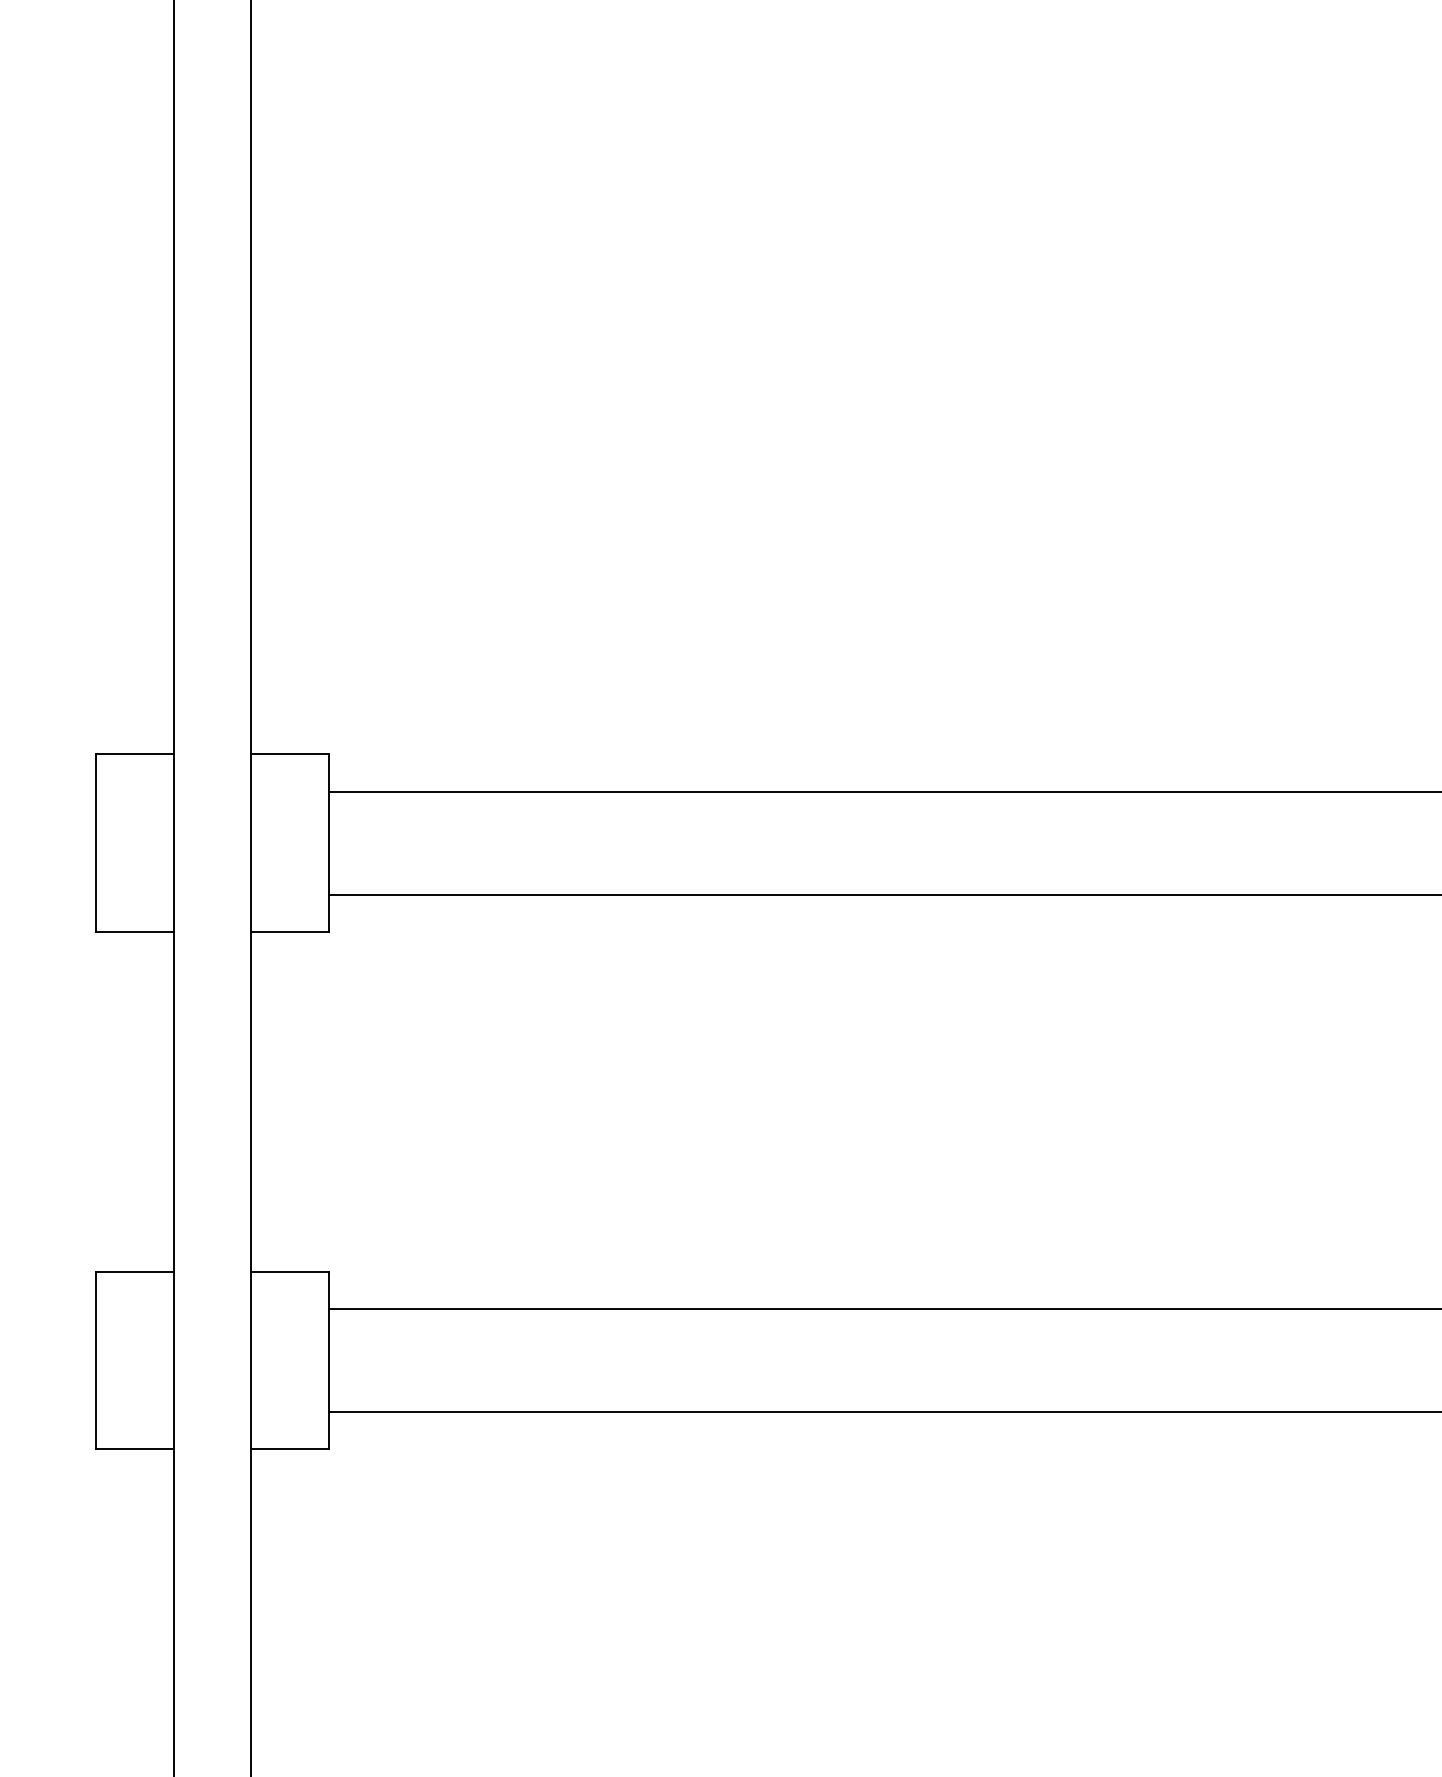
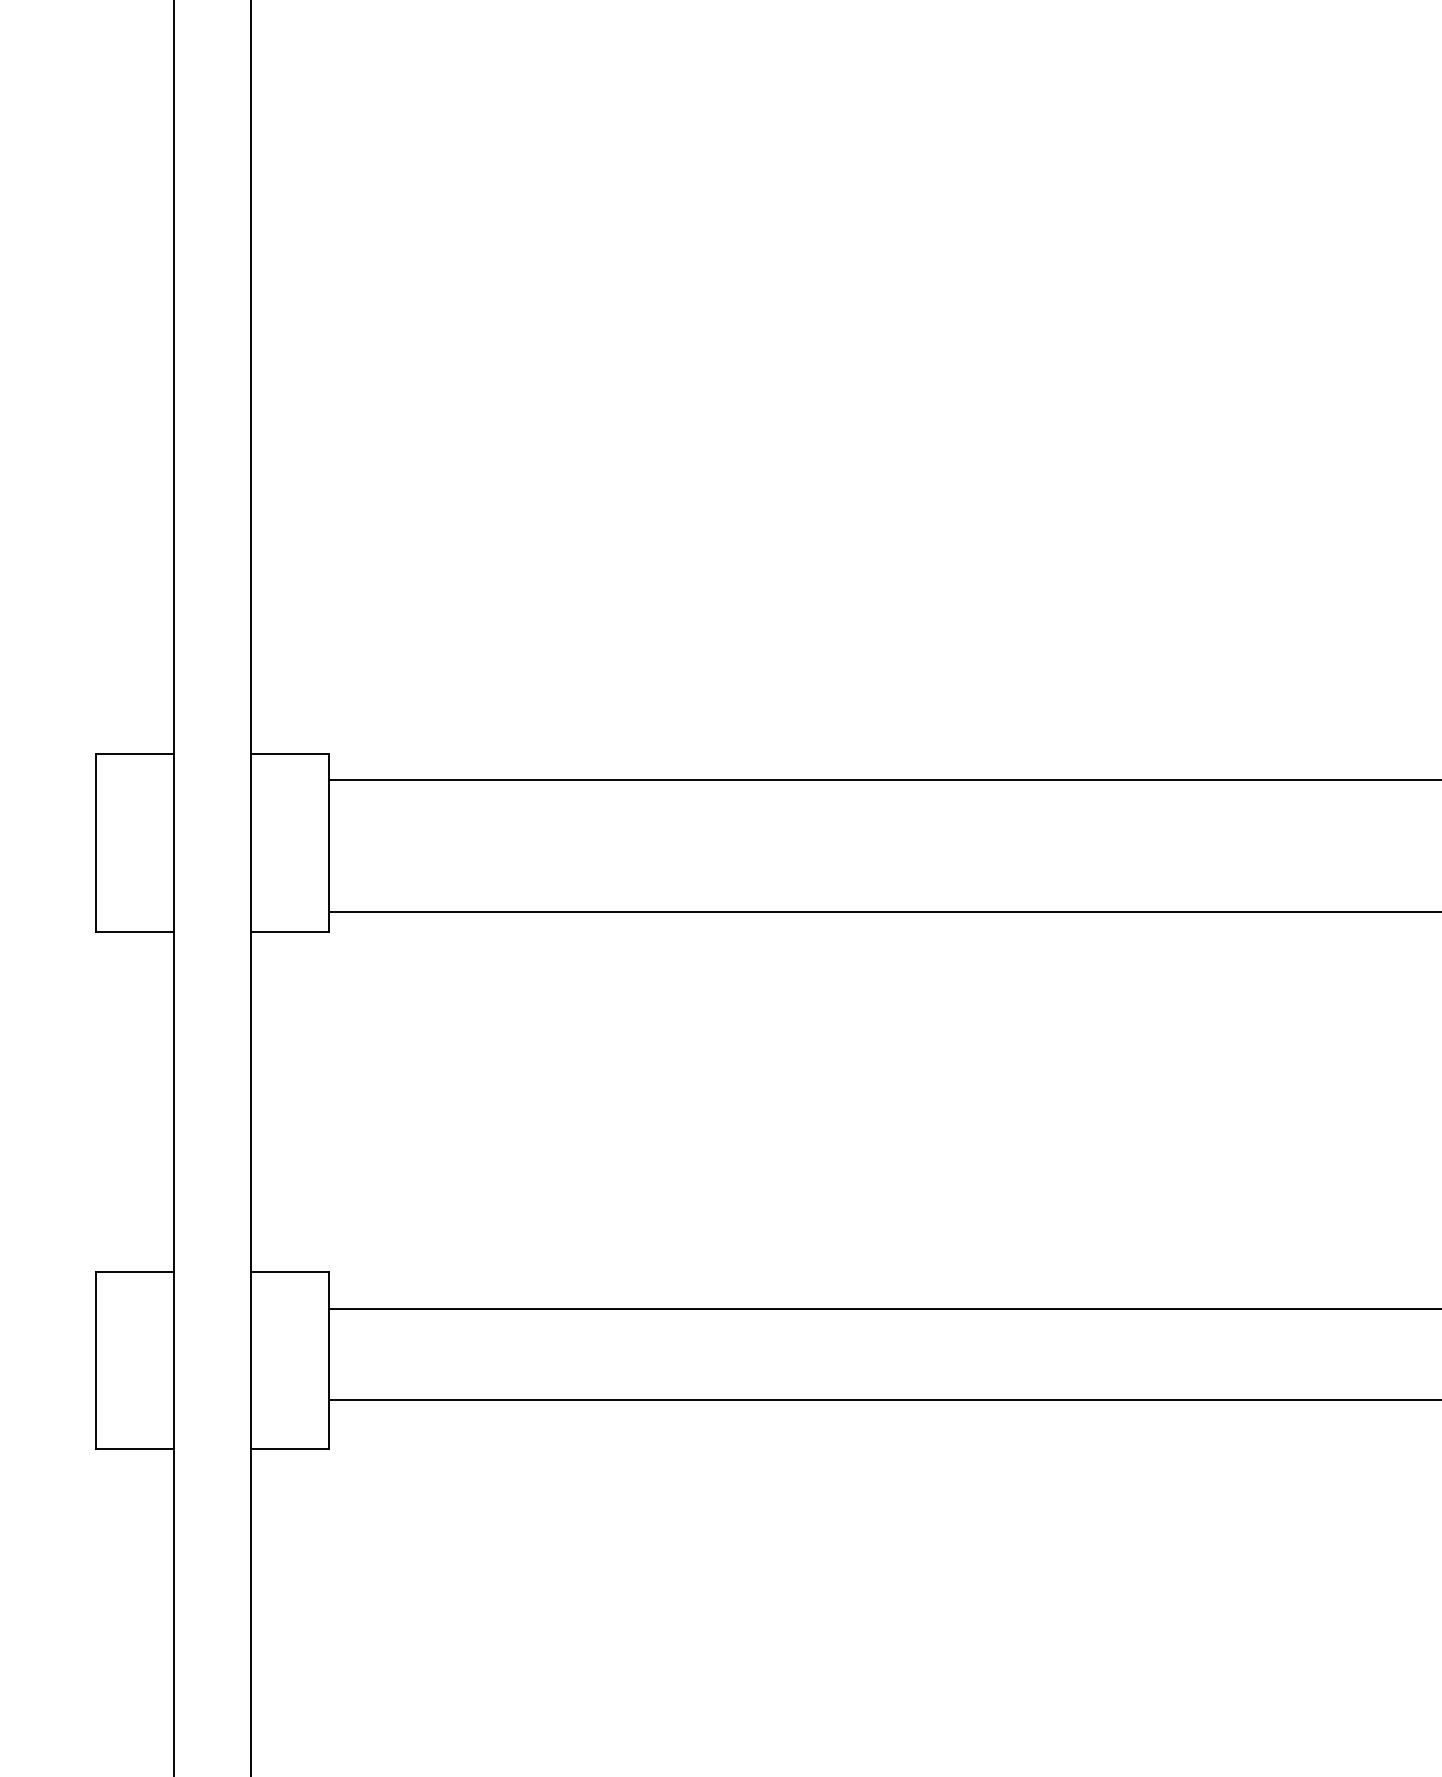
line position: (883, 791) -> (883, 779) (883, 779)
line position: (883, 895) -> (883, 912) (883, 912)
line position: (883, 1412) -> (883, 1400) (883, 1400)
